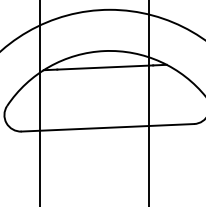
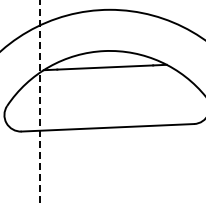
line: present -> none (149, 102)
line: solid -> dashed (39, 103)
